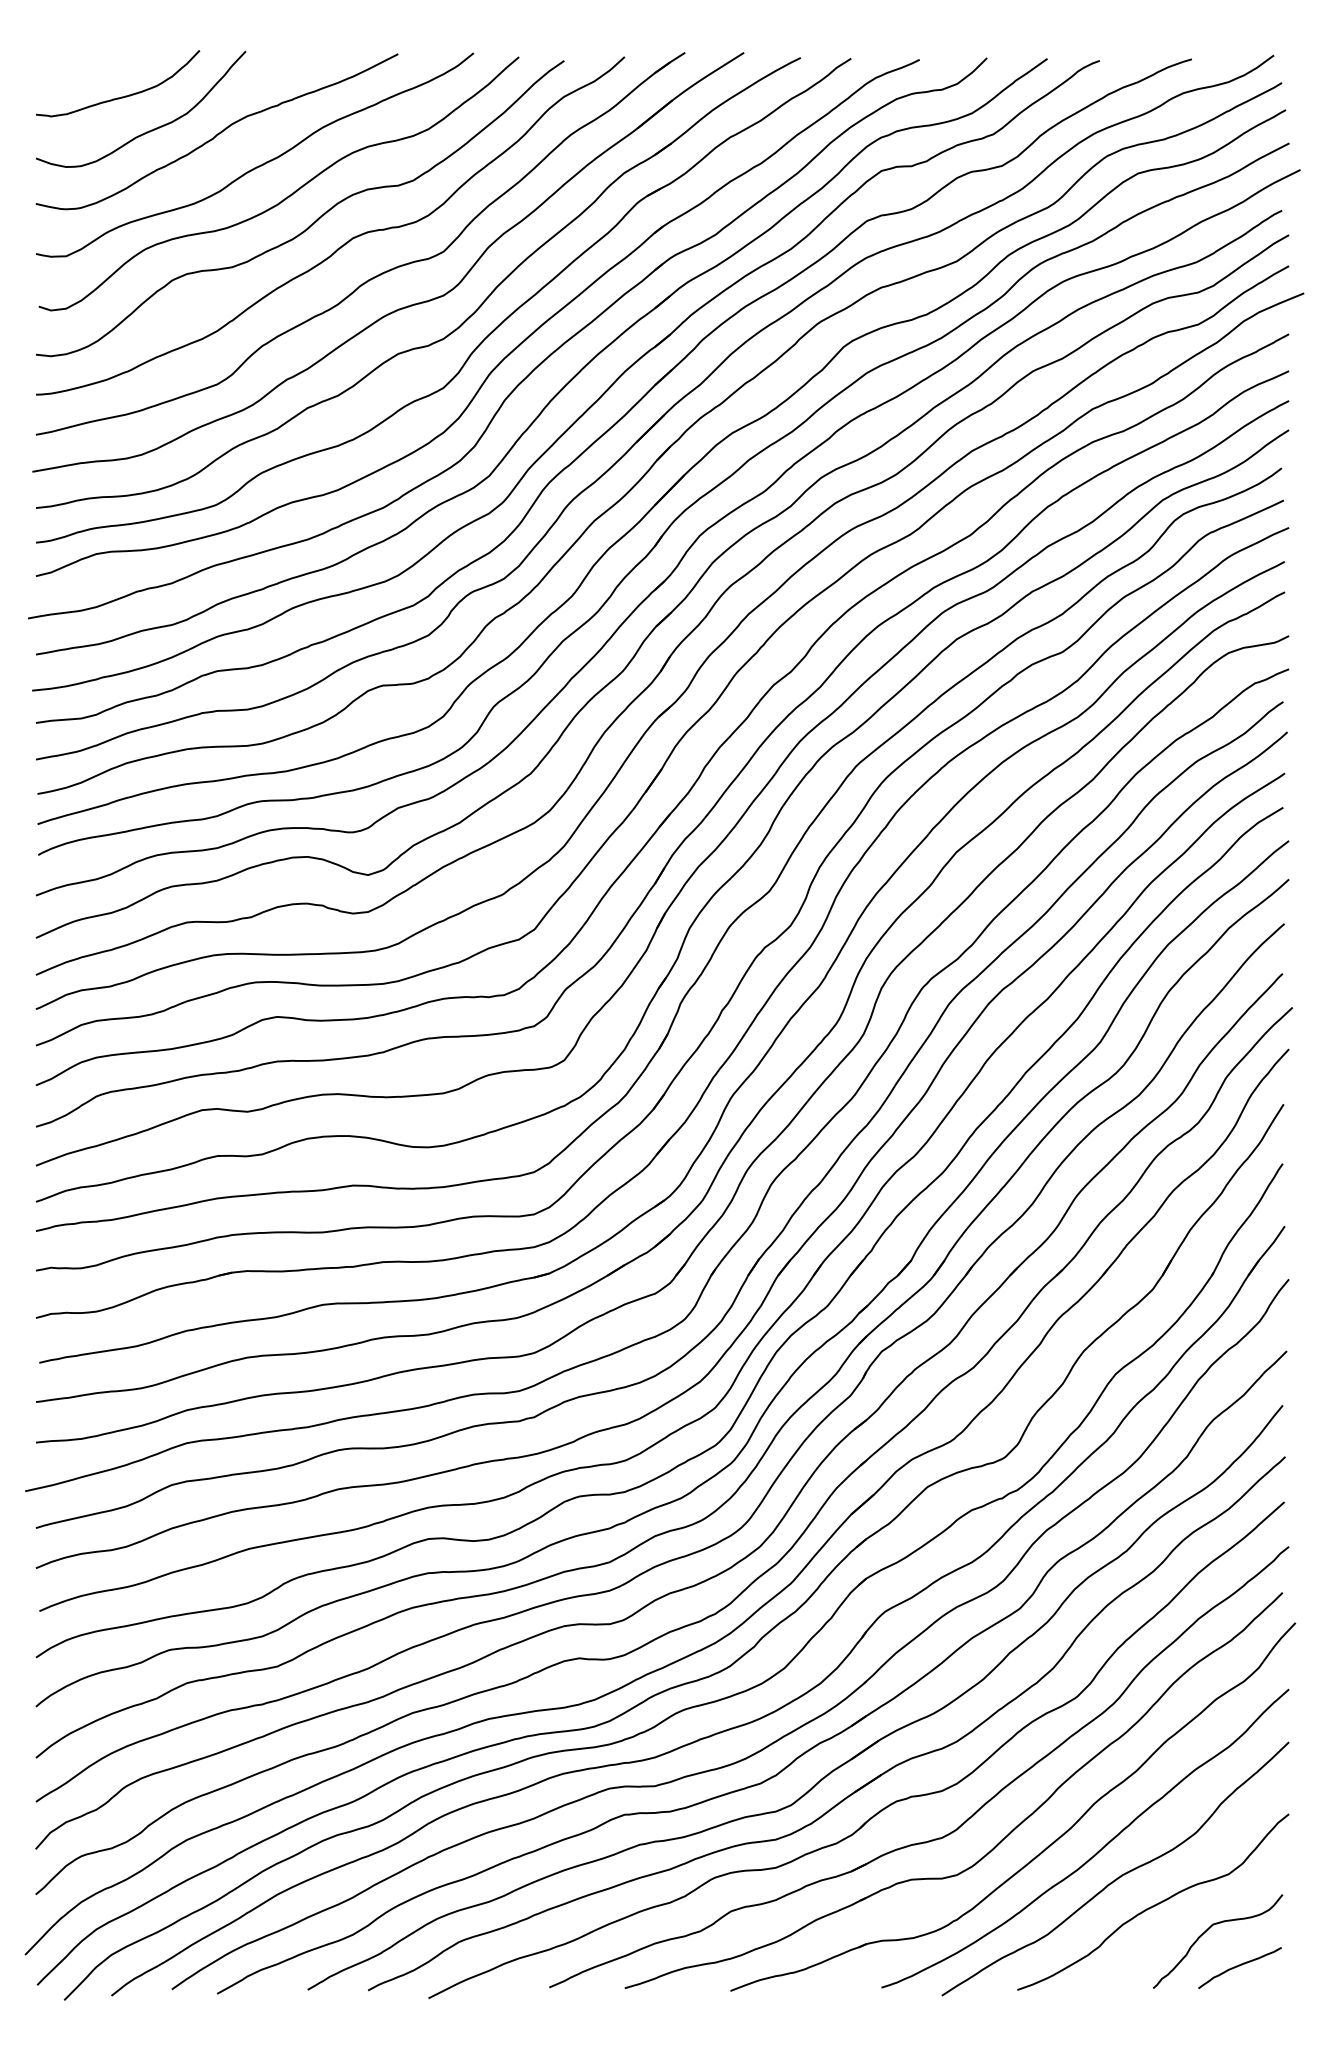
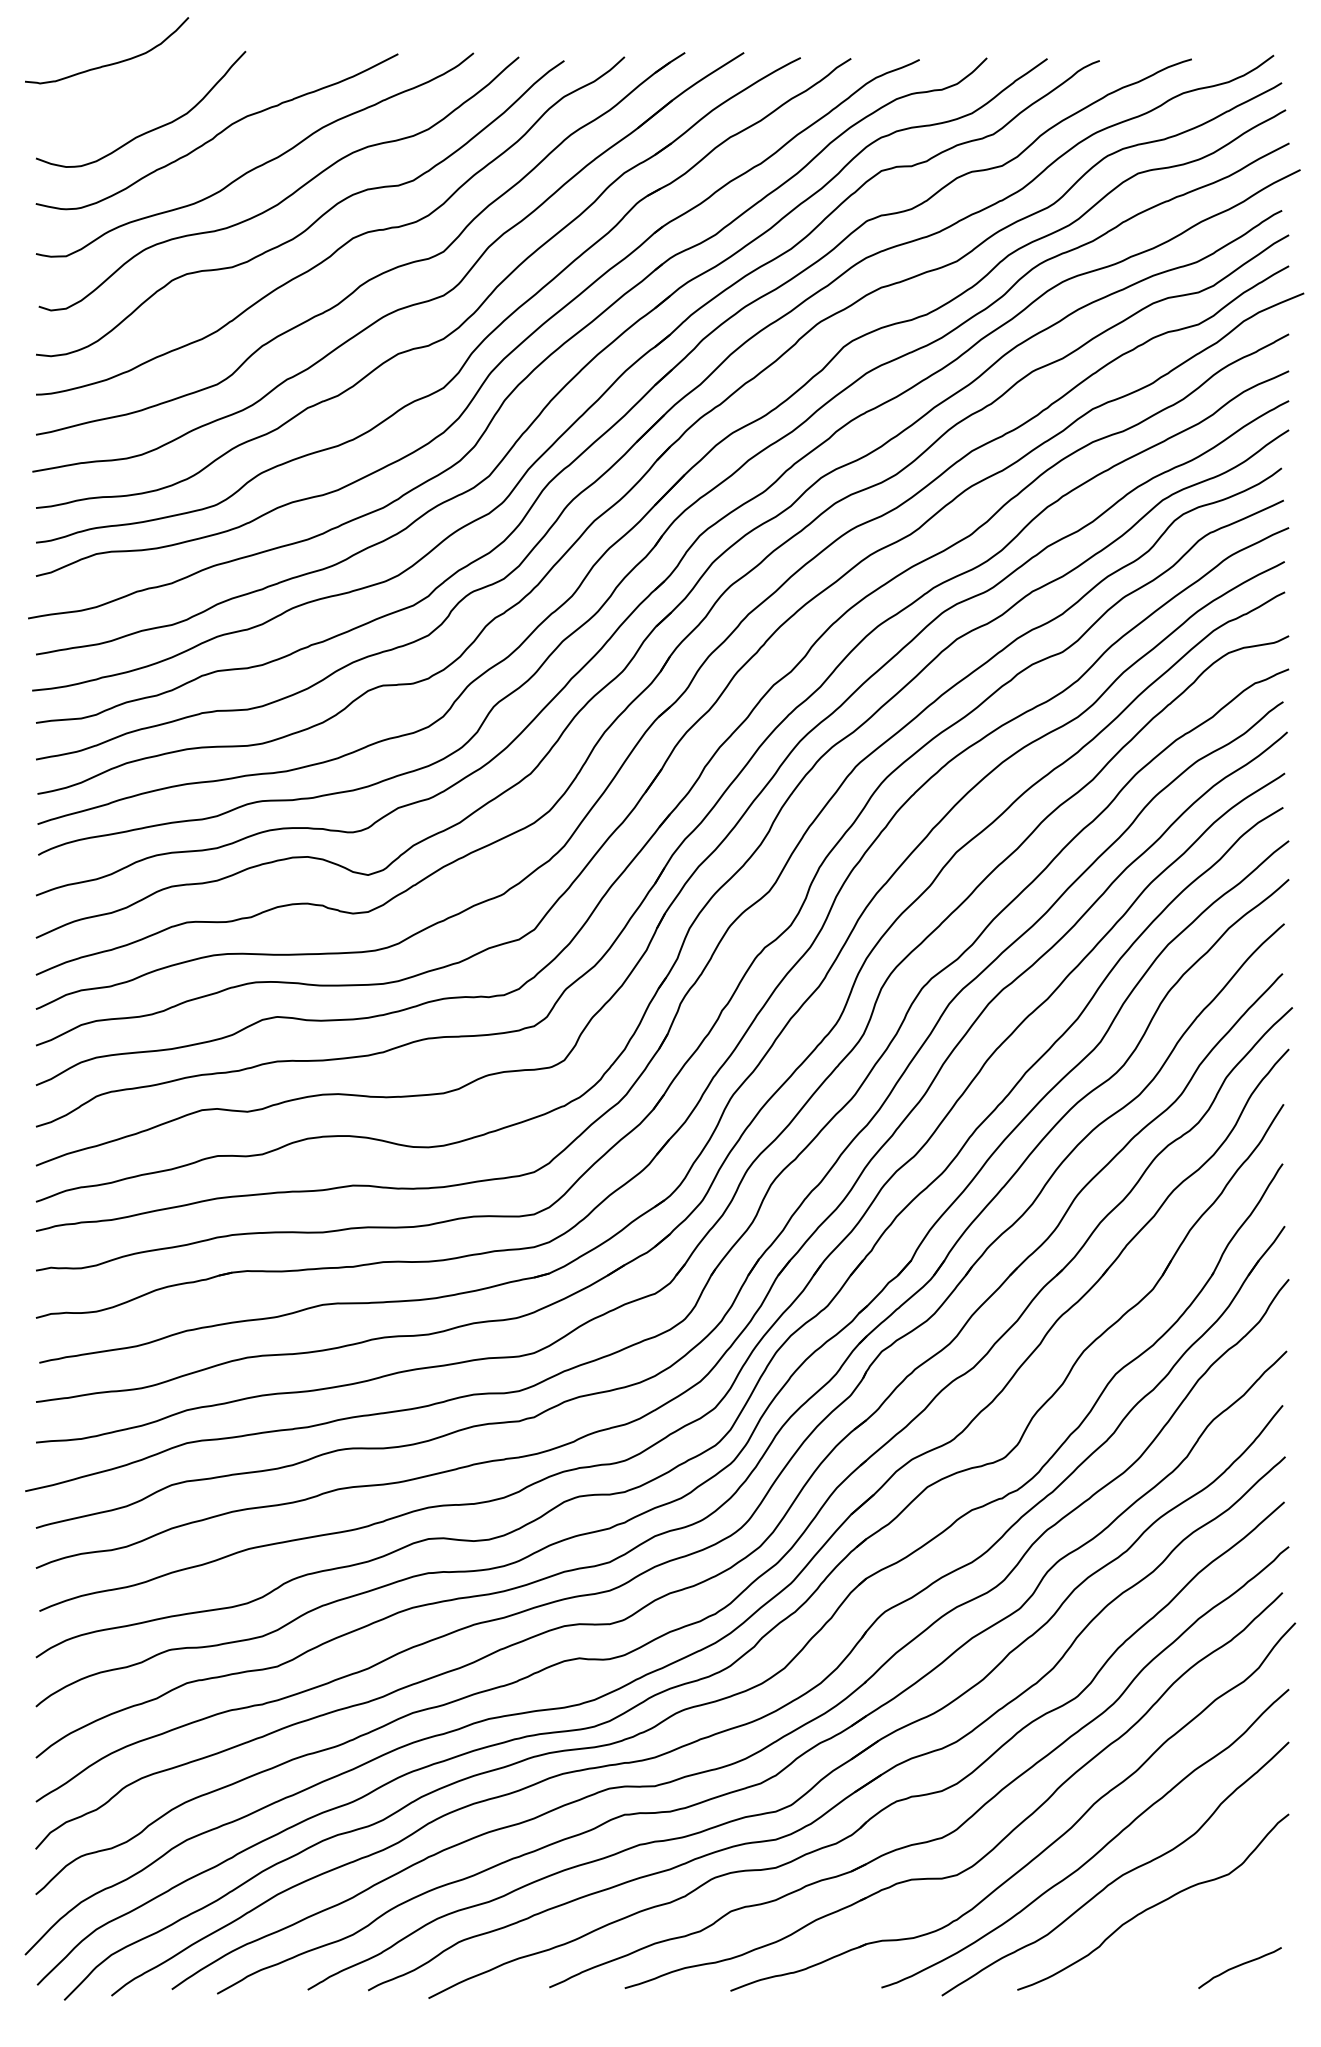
curve position: (121, 96) -> (110, 63) (110, 63)
curve: present -> none (1207, 1931)
